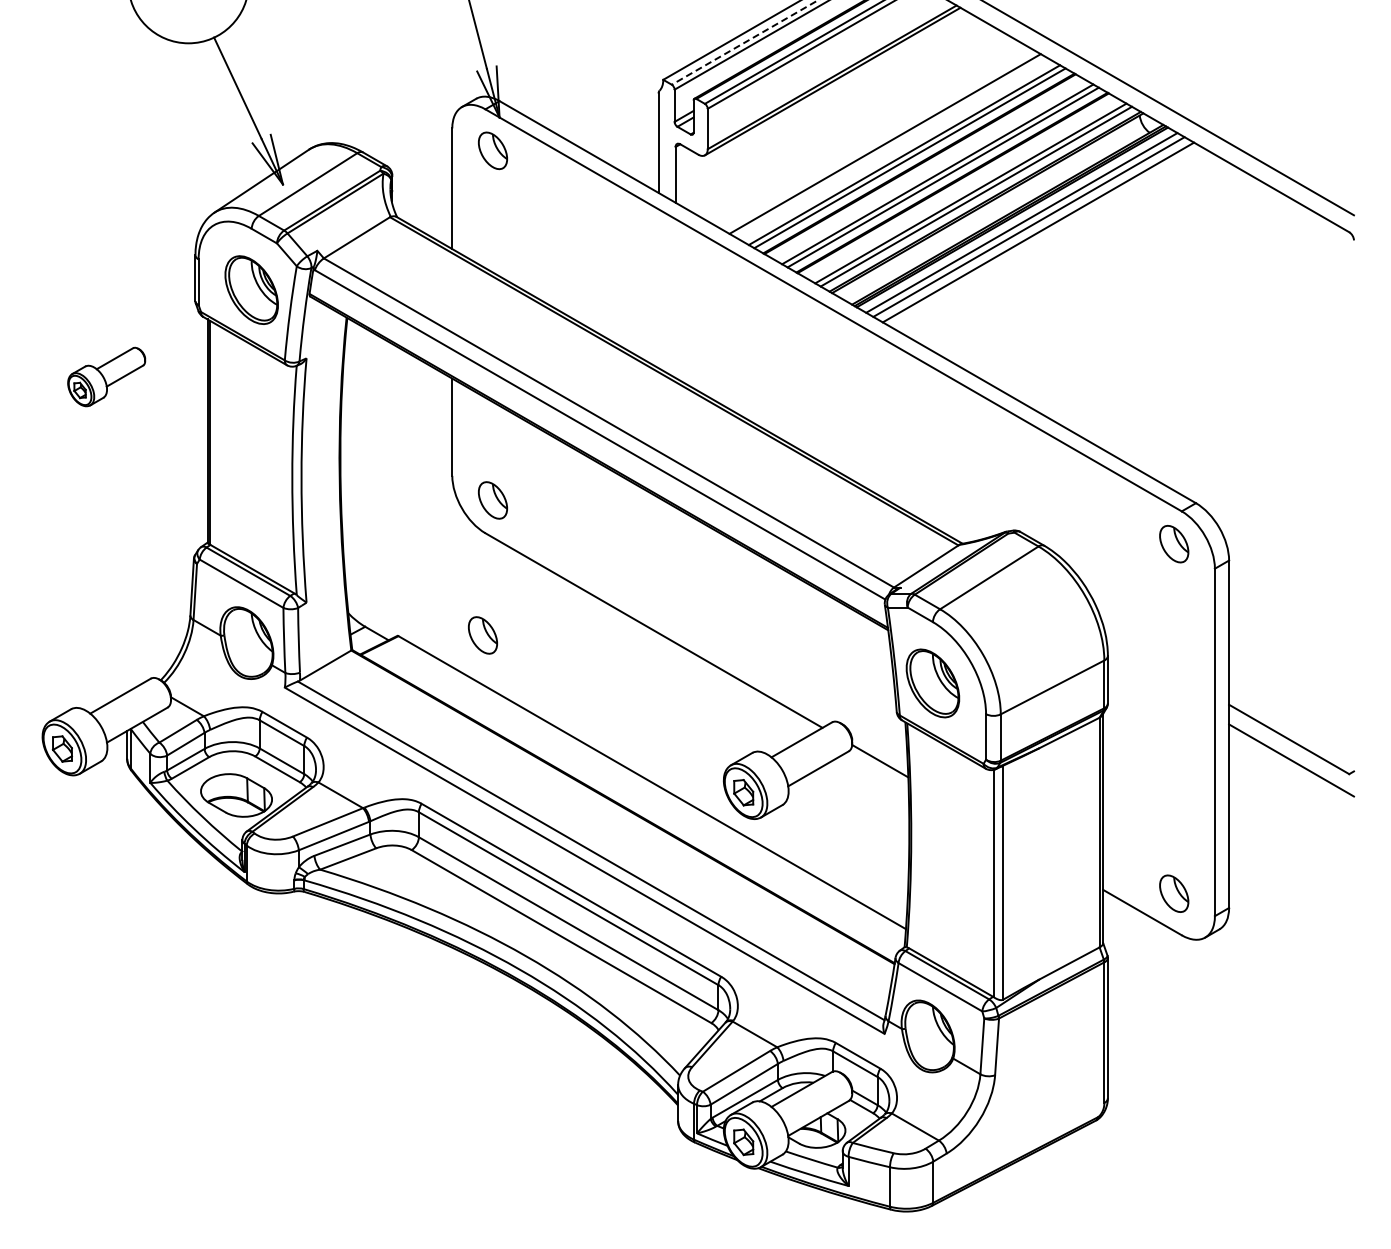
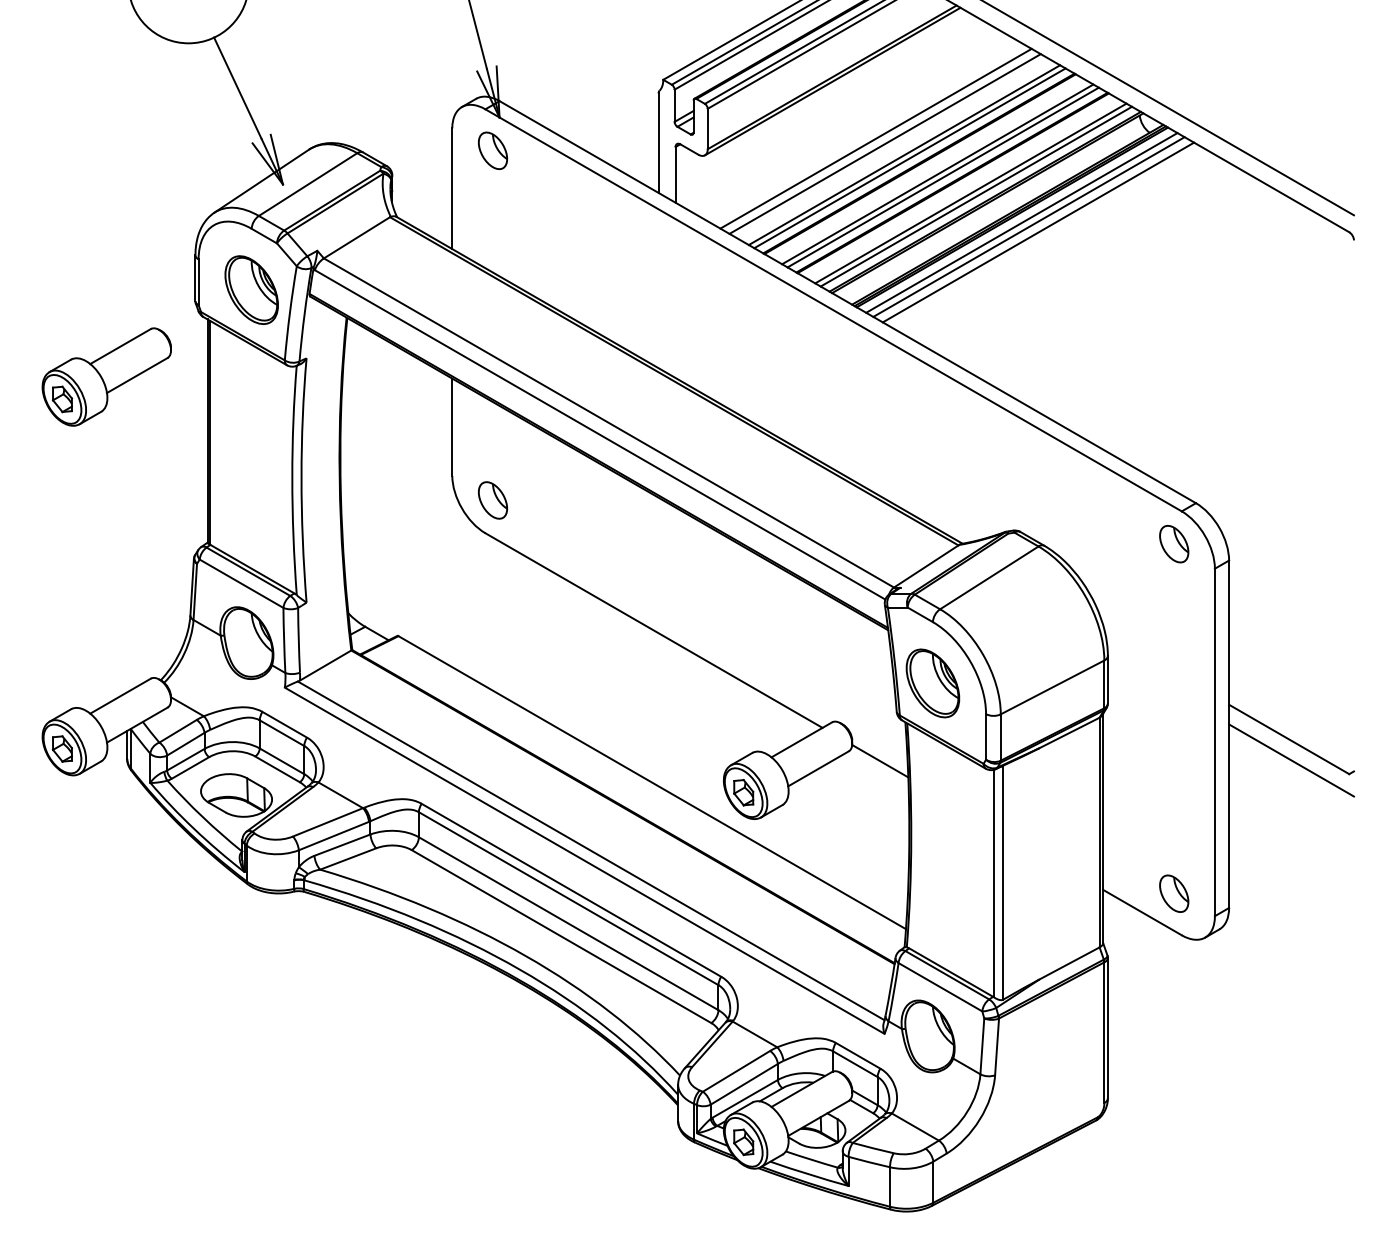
line: dashed -> solid (744, 42)
line: none -> present (875, 138)
part size: 80x62 px -> 131x100 px (106, 376)
part: present -> none (482, 635)
